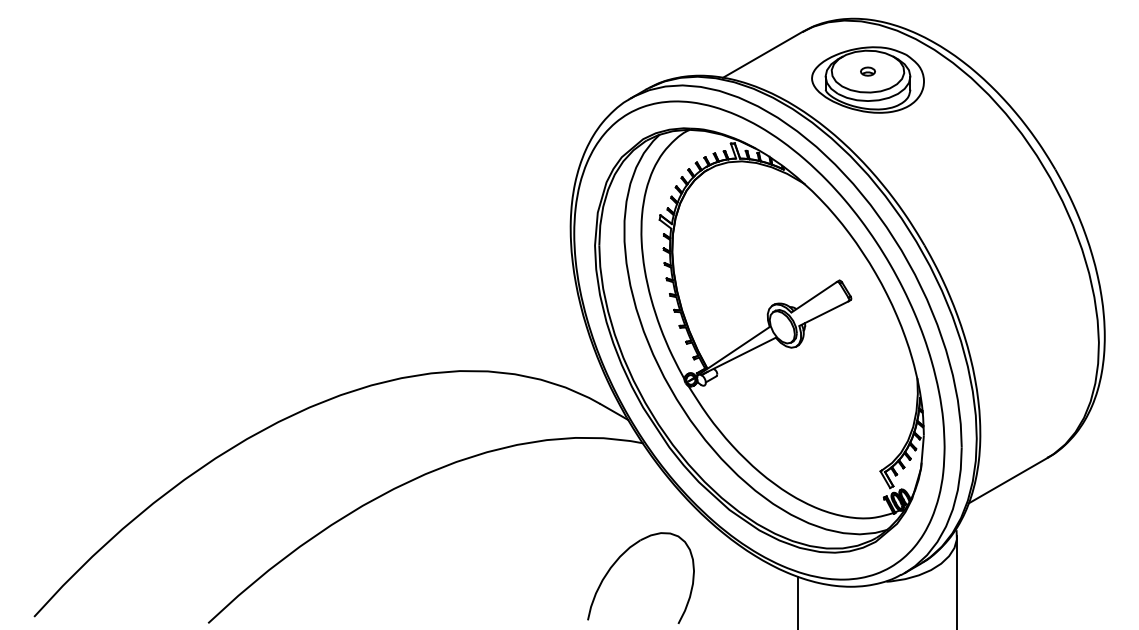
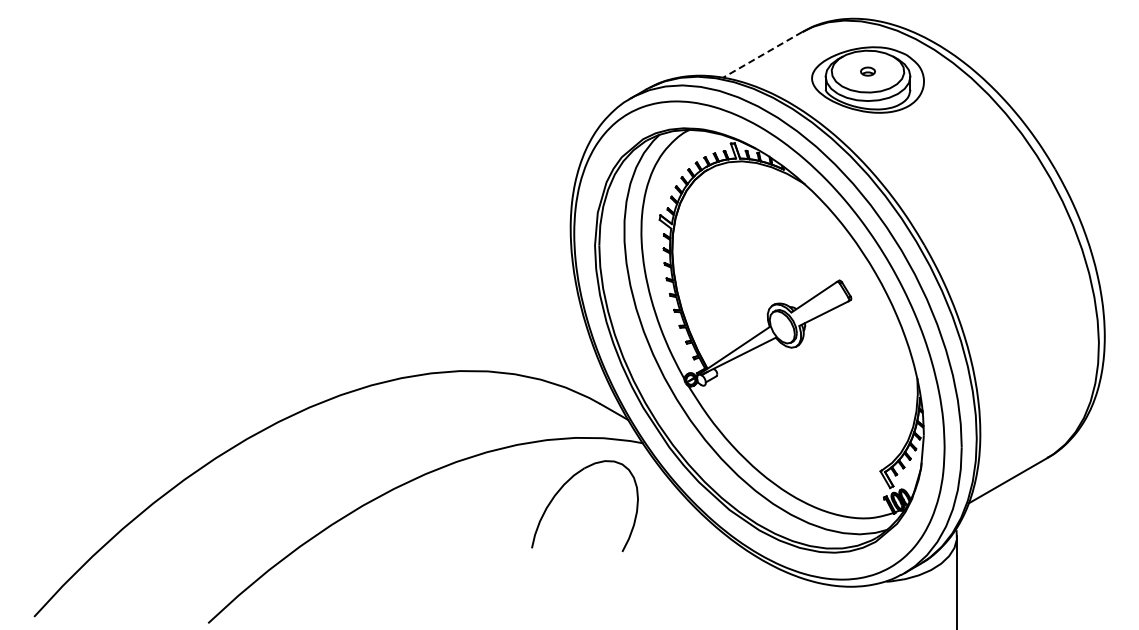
line: solid -> dashed (762, 54)
part position: (618, 560) -> (562, 488) (562, 488)
line: present -> none (798, 601)
